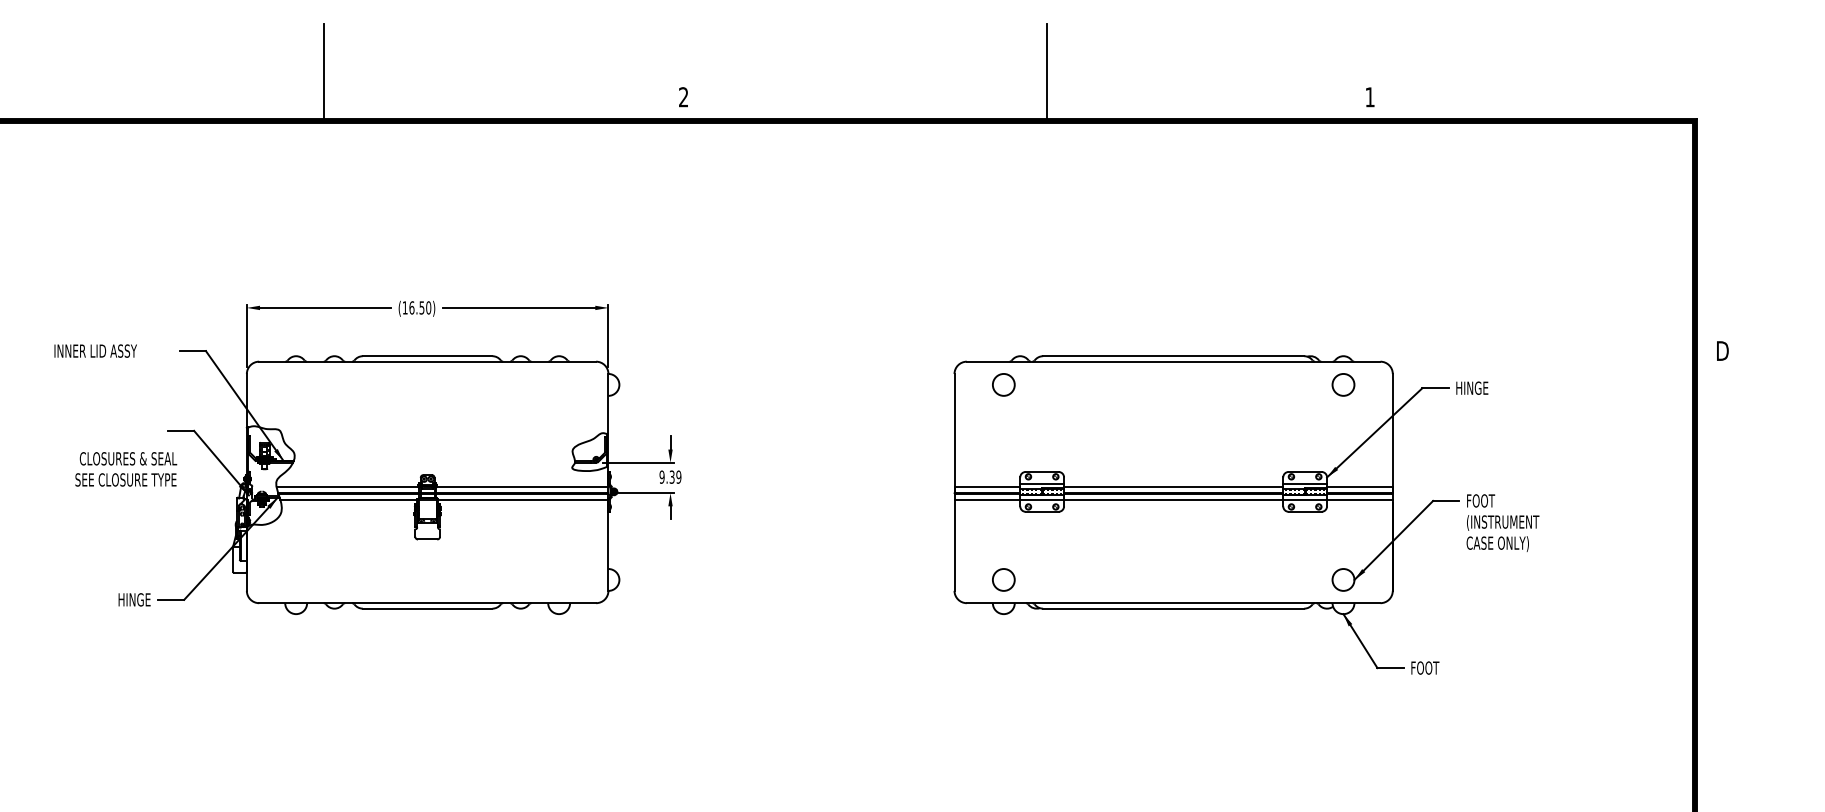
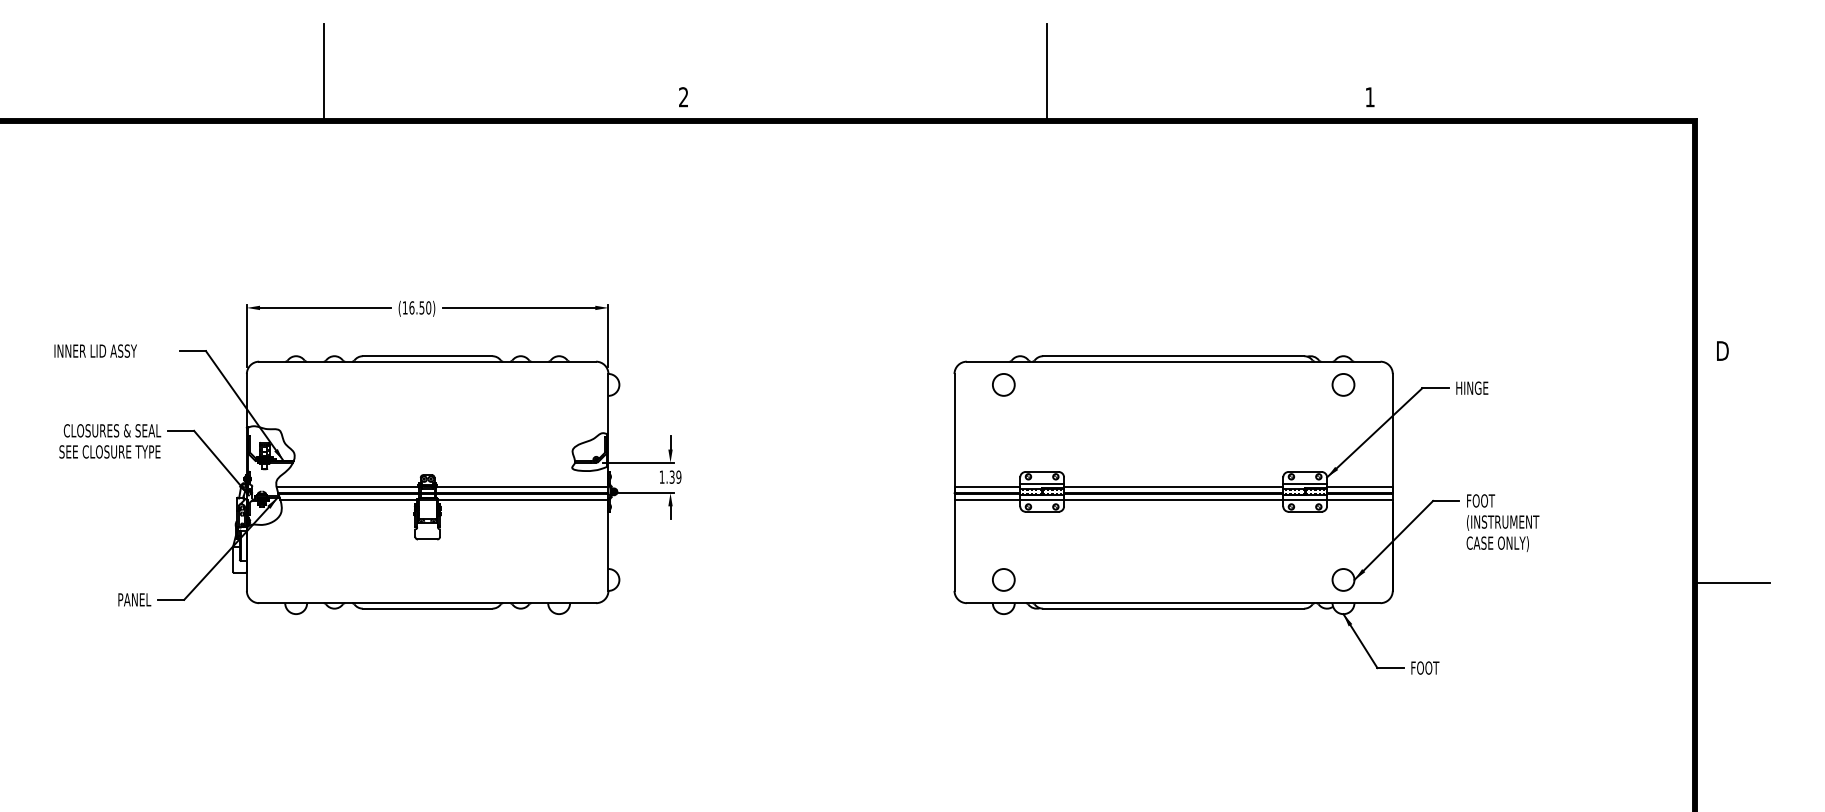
text position: (126, 469) -> (110, 441) (110, 441)
text: 9.39 -> 1.39 (661, 476)
line: none -> present (1733, 583)
text: HINGE -> PANEL (134, 599)
